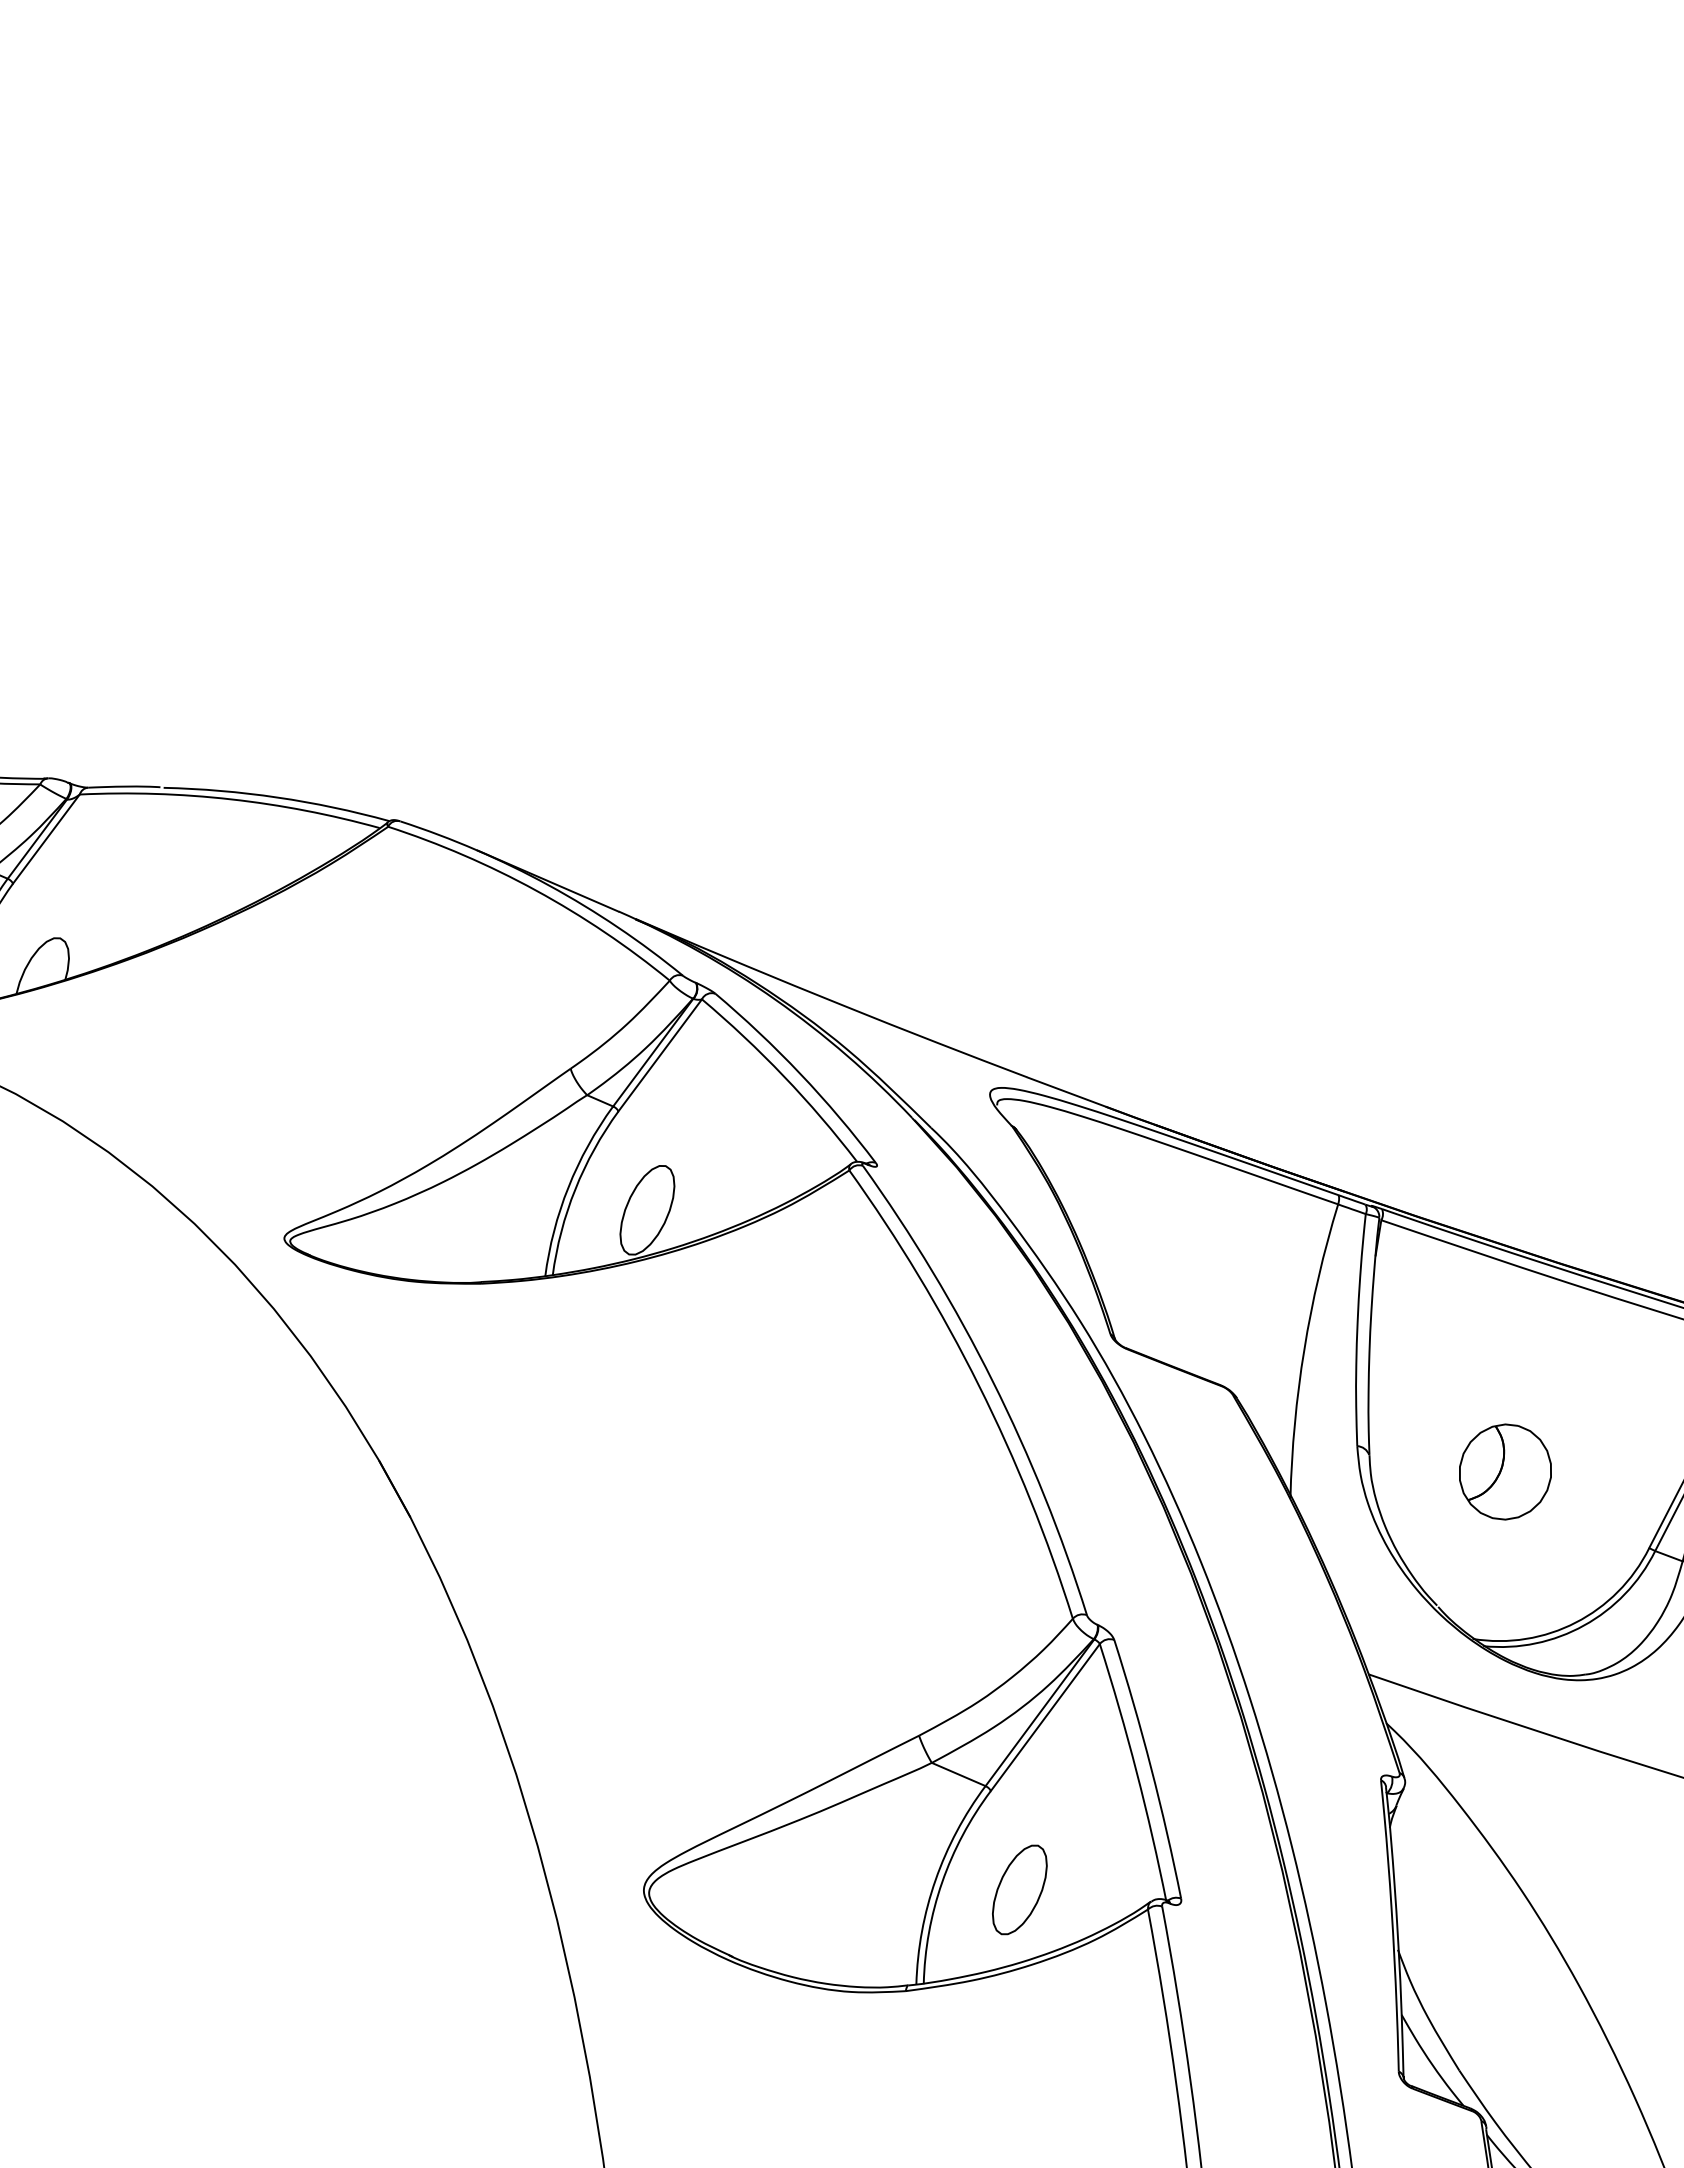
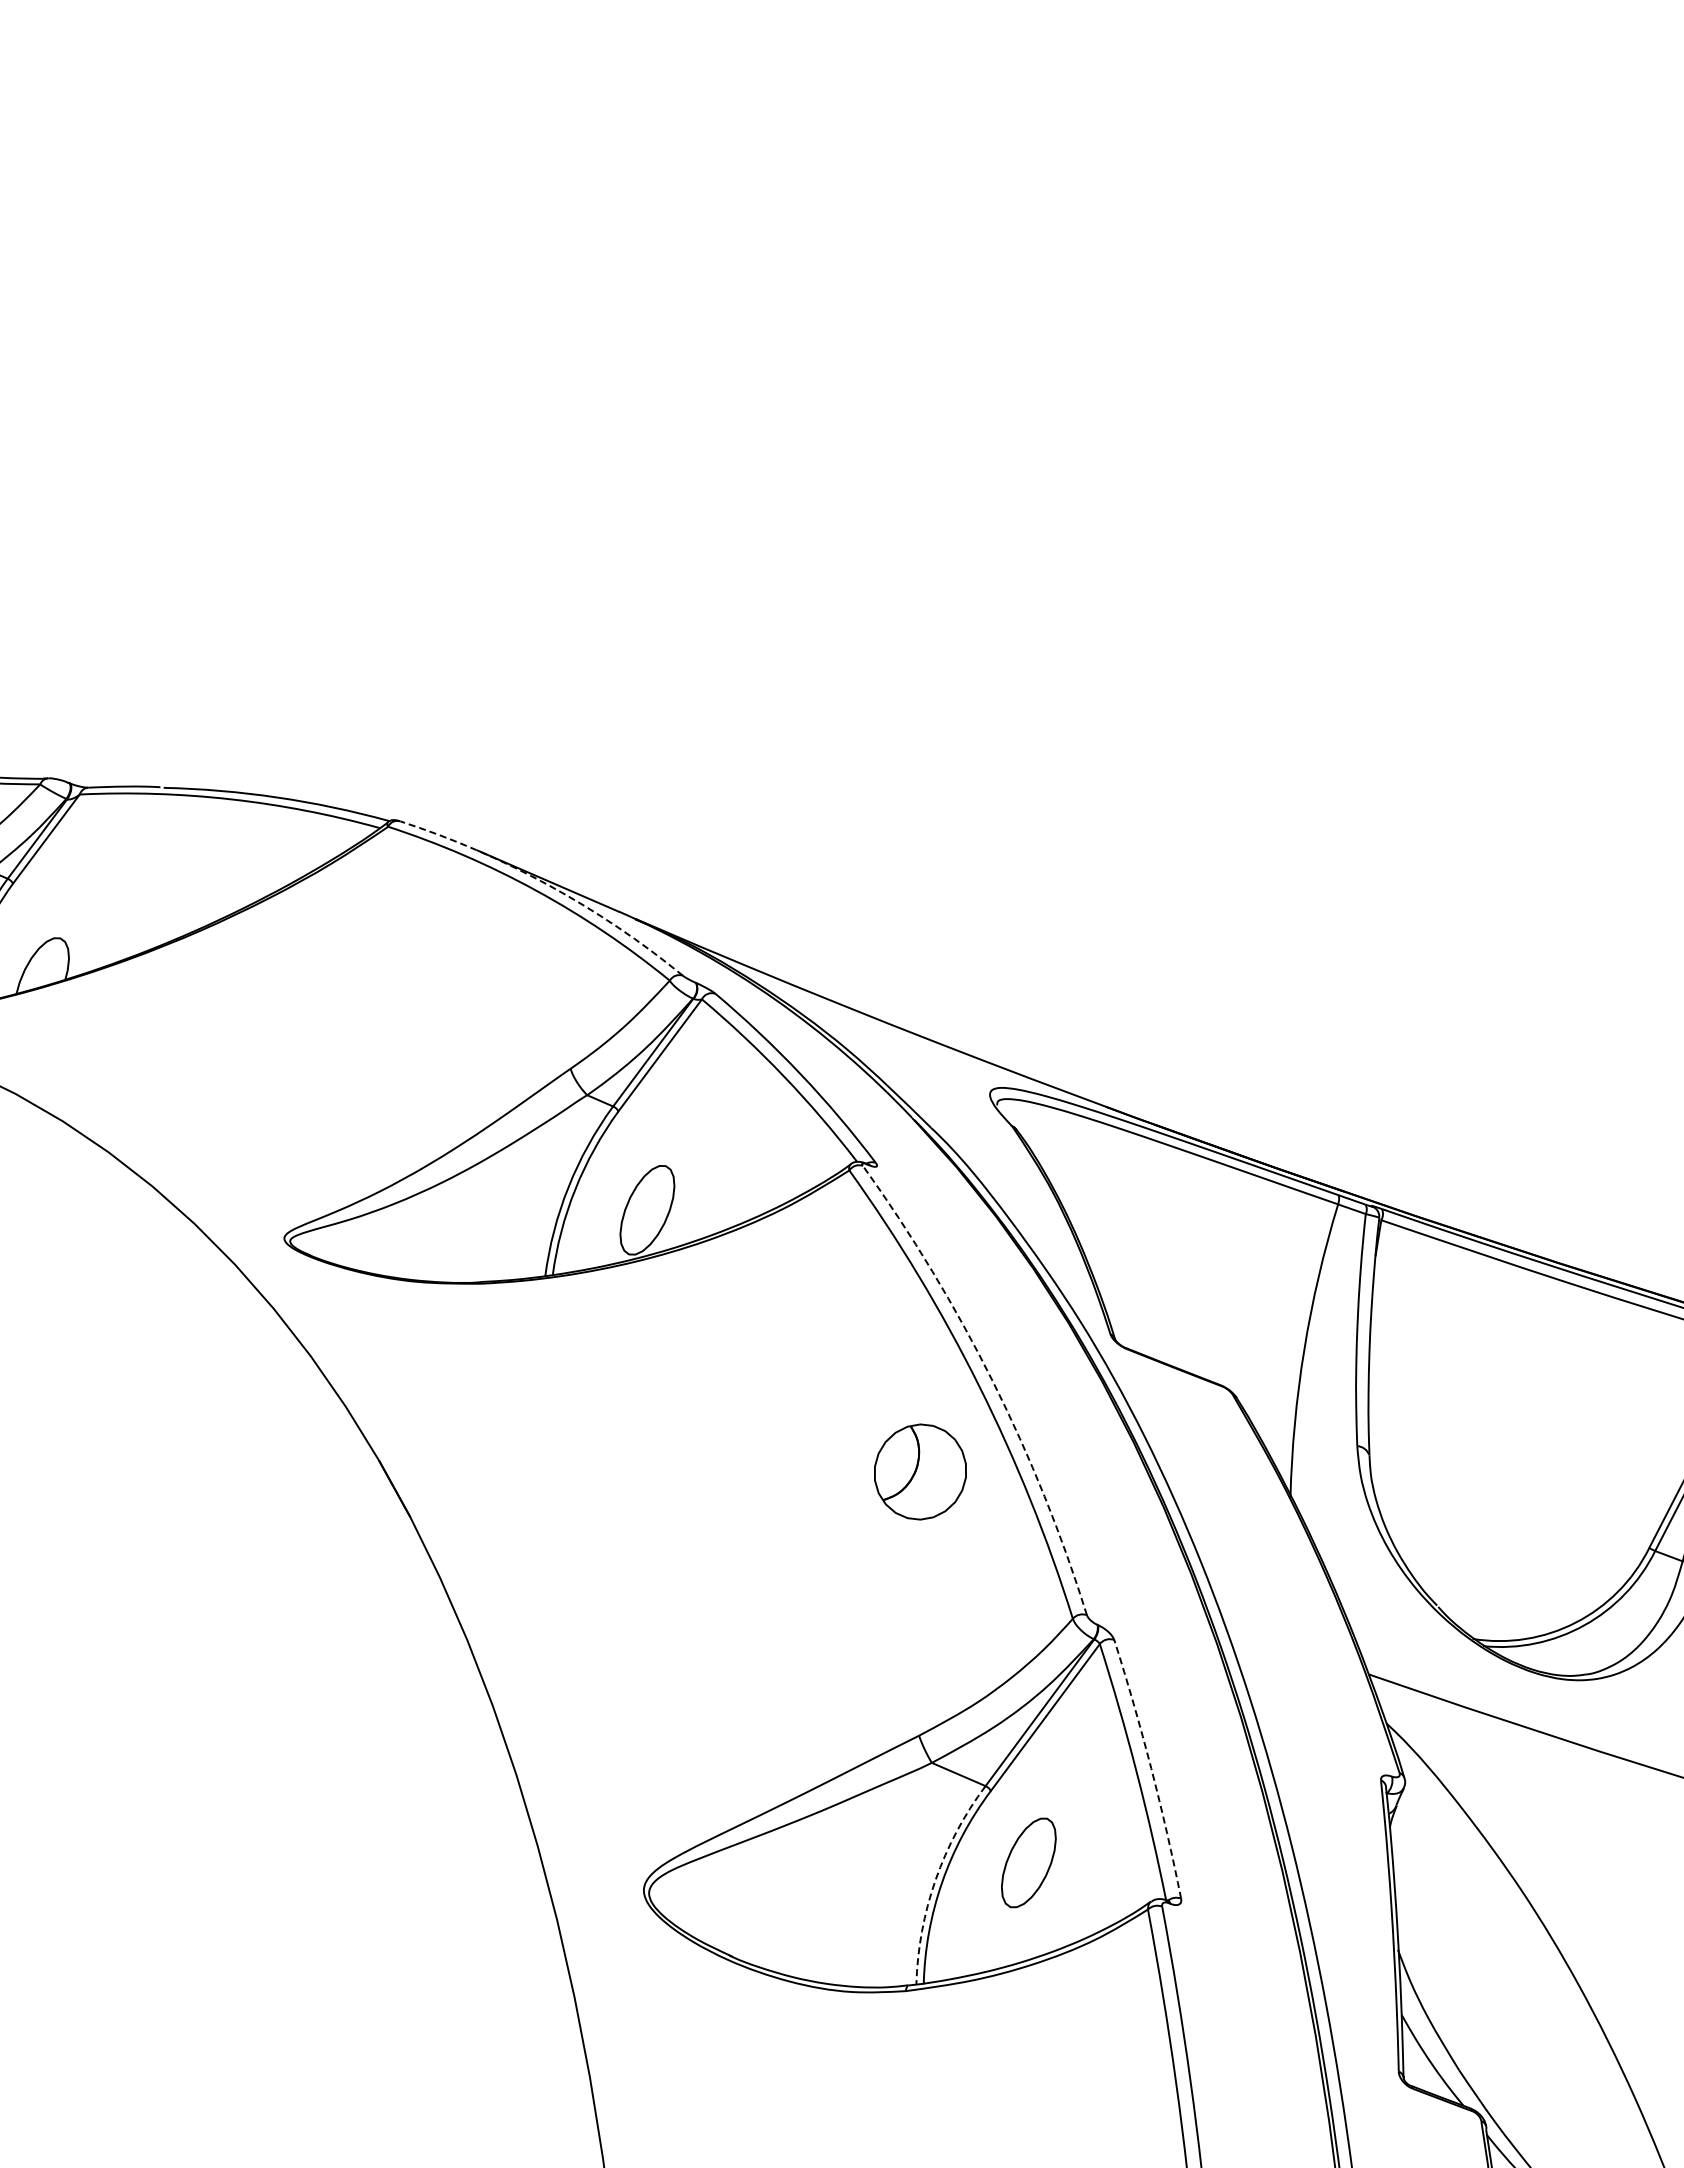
arc: solid -> dashed (549, 885)
arc: solid -> dashed (992, 1381)
part position: (1505, 1471) -> (920, 1471) (920, 1471)
arc: solid -> dashed (1151, 1768)
arc: solid -> dashed (935, 1880)
part position: (1019, 1889) -> (1028, 1862) (1028, 1862)
